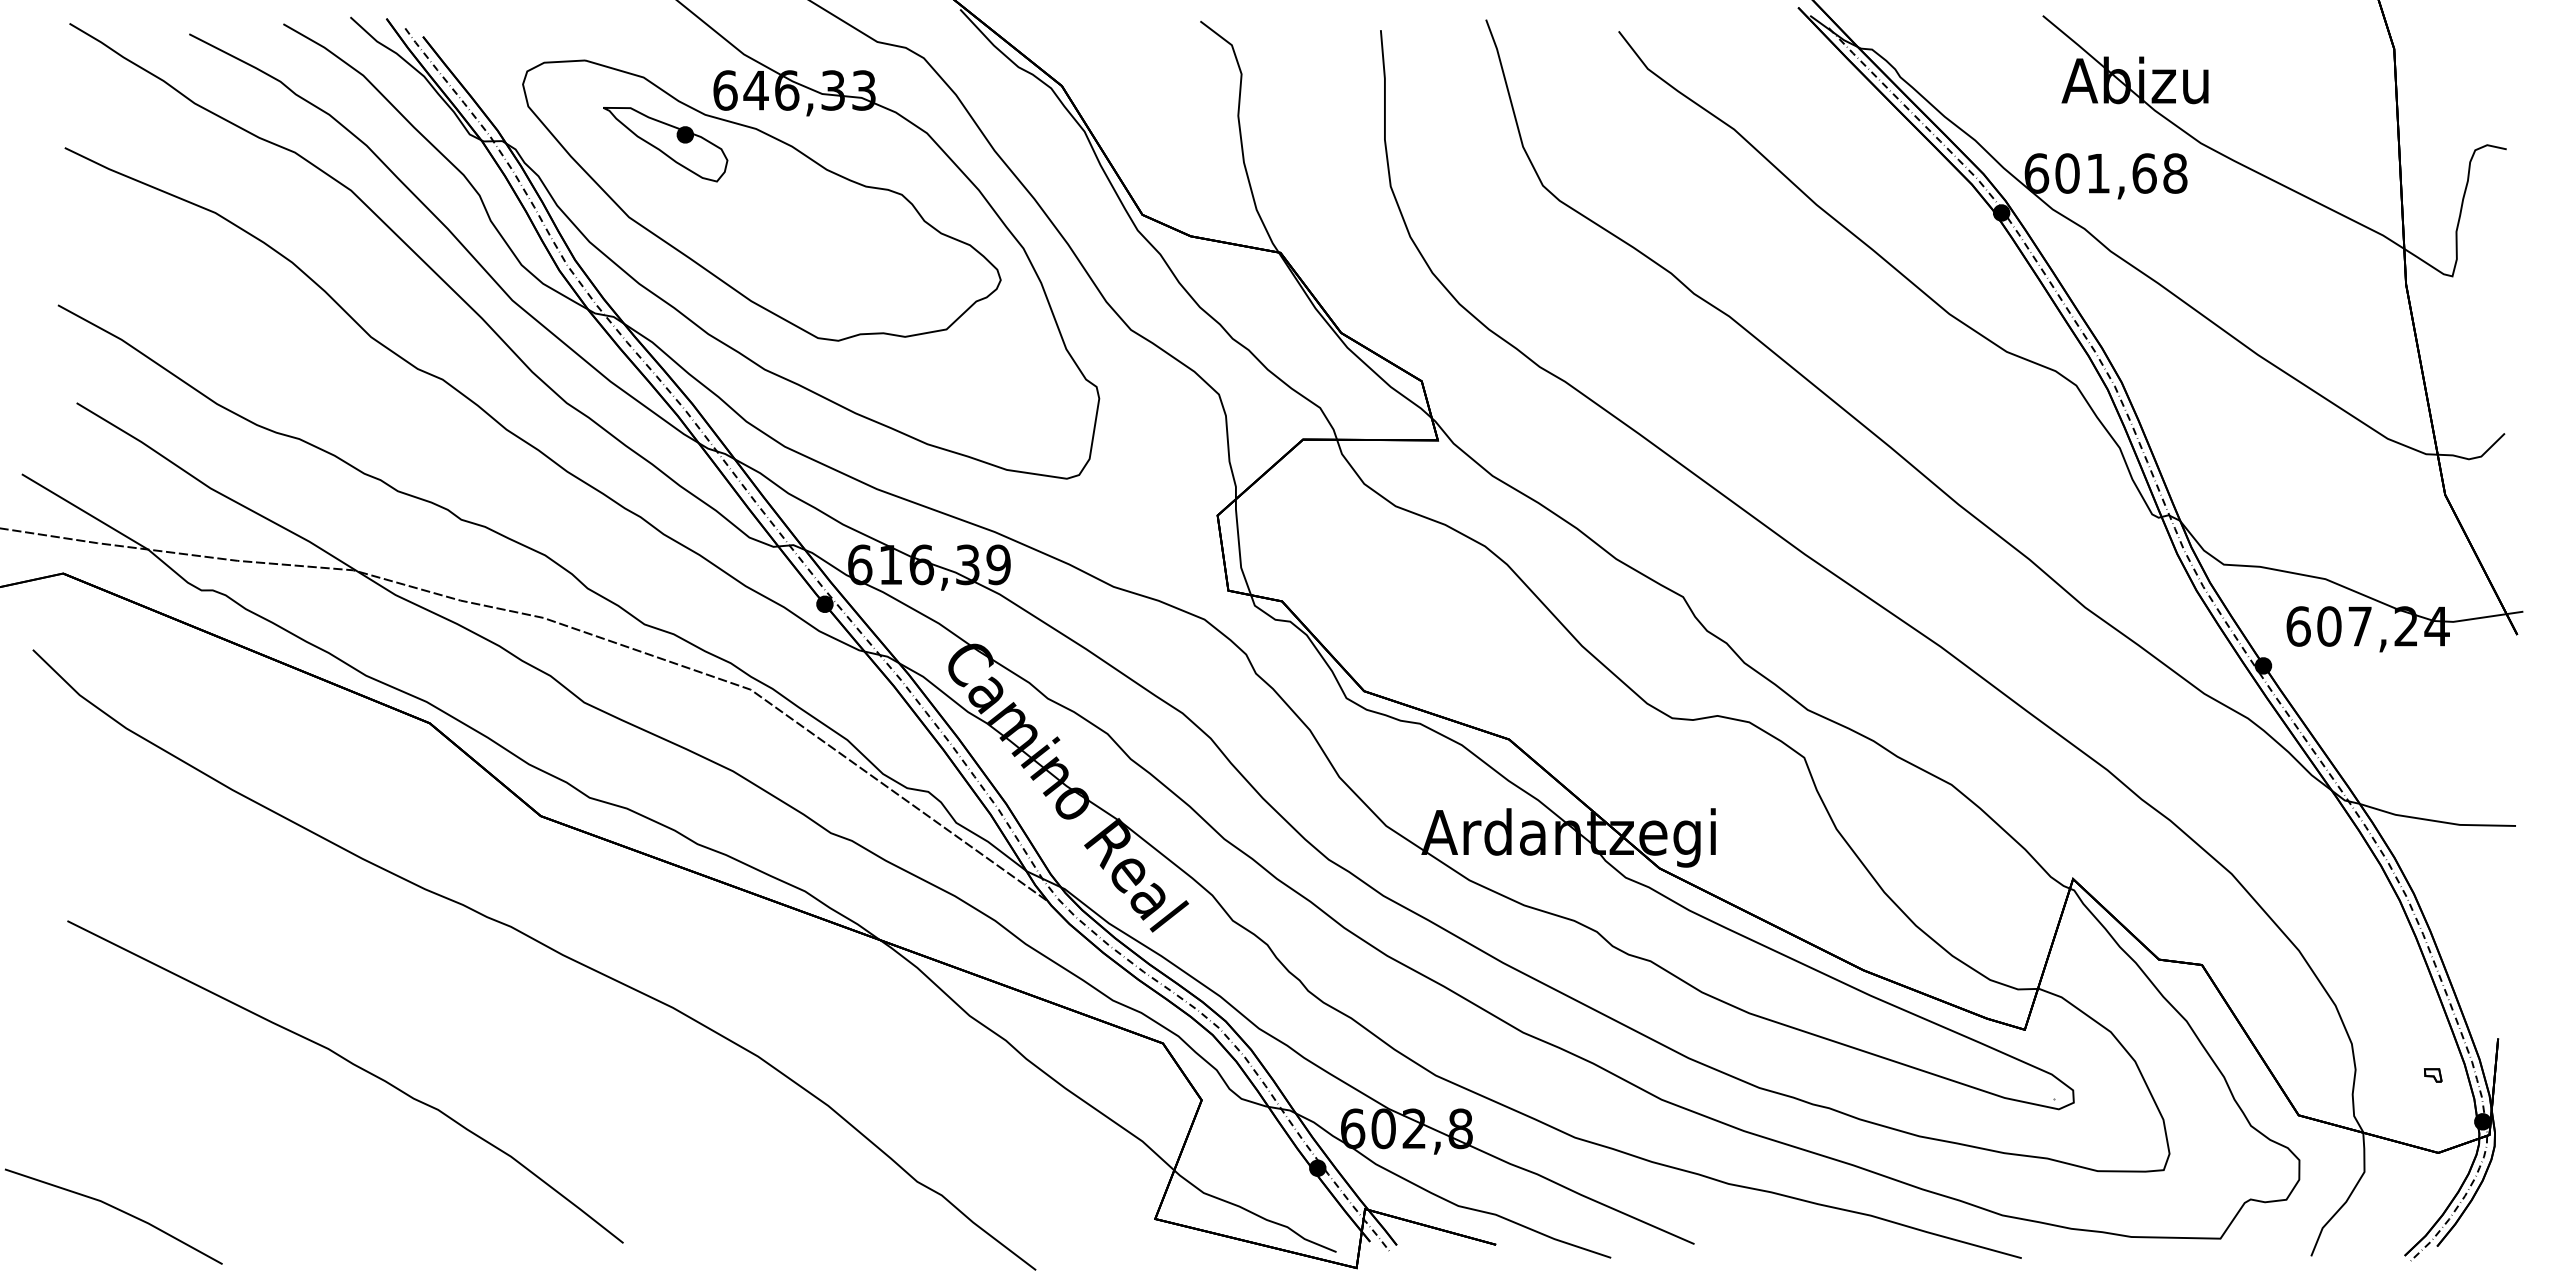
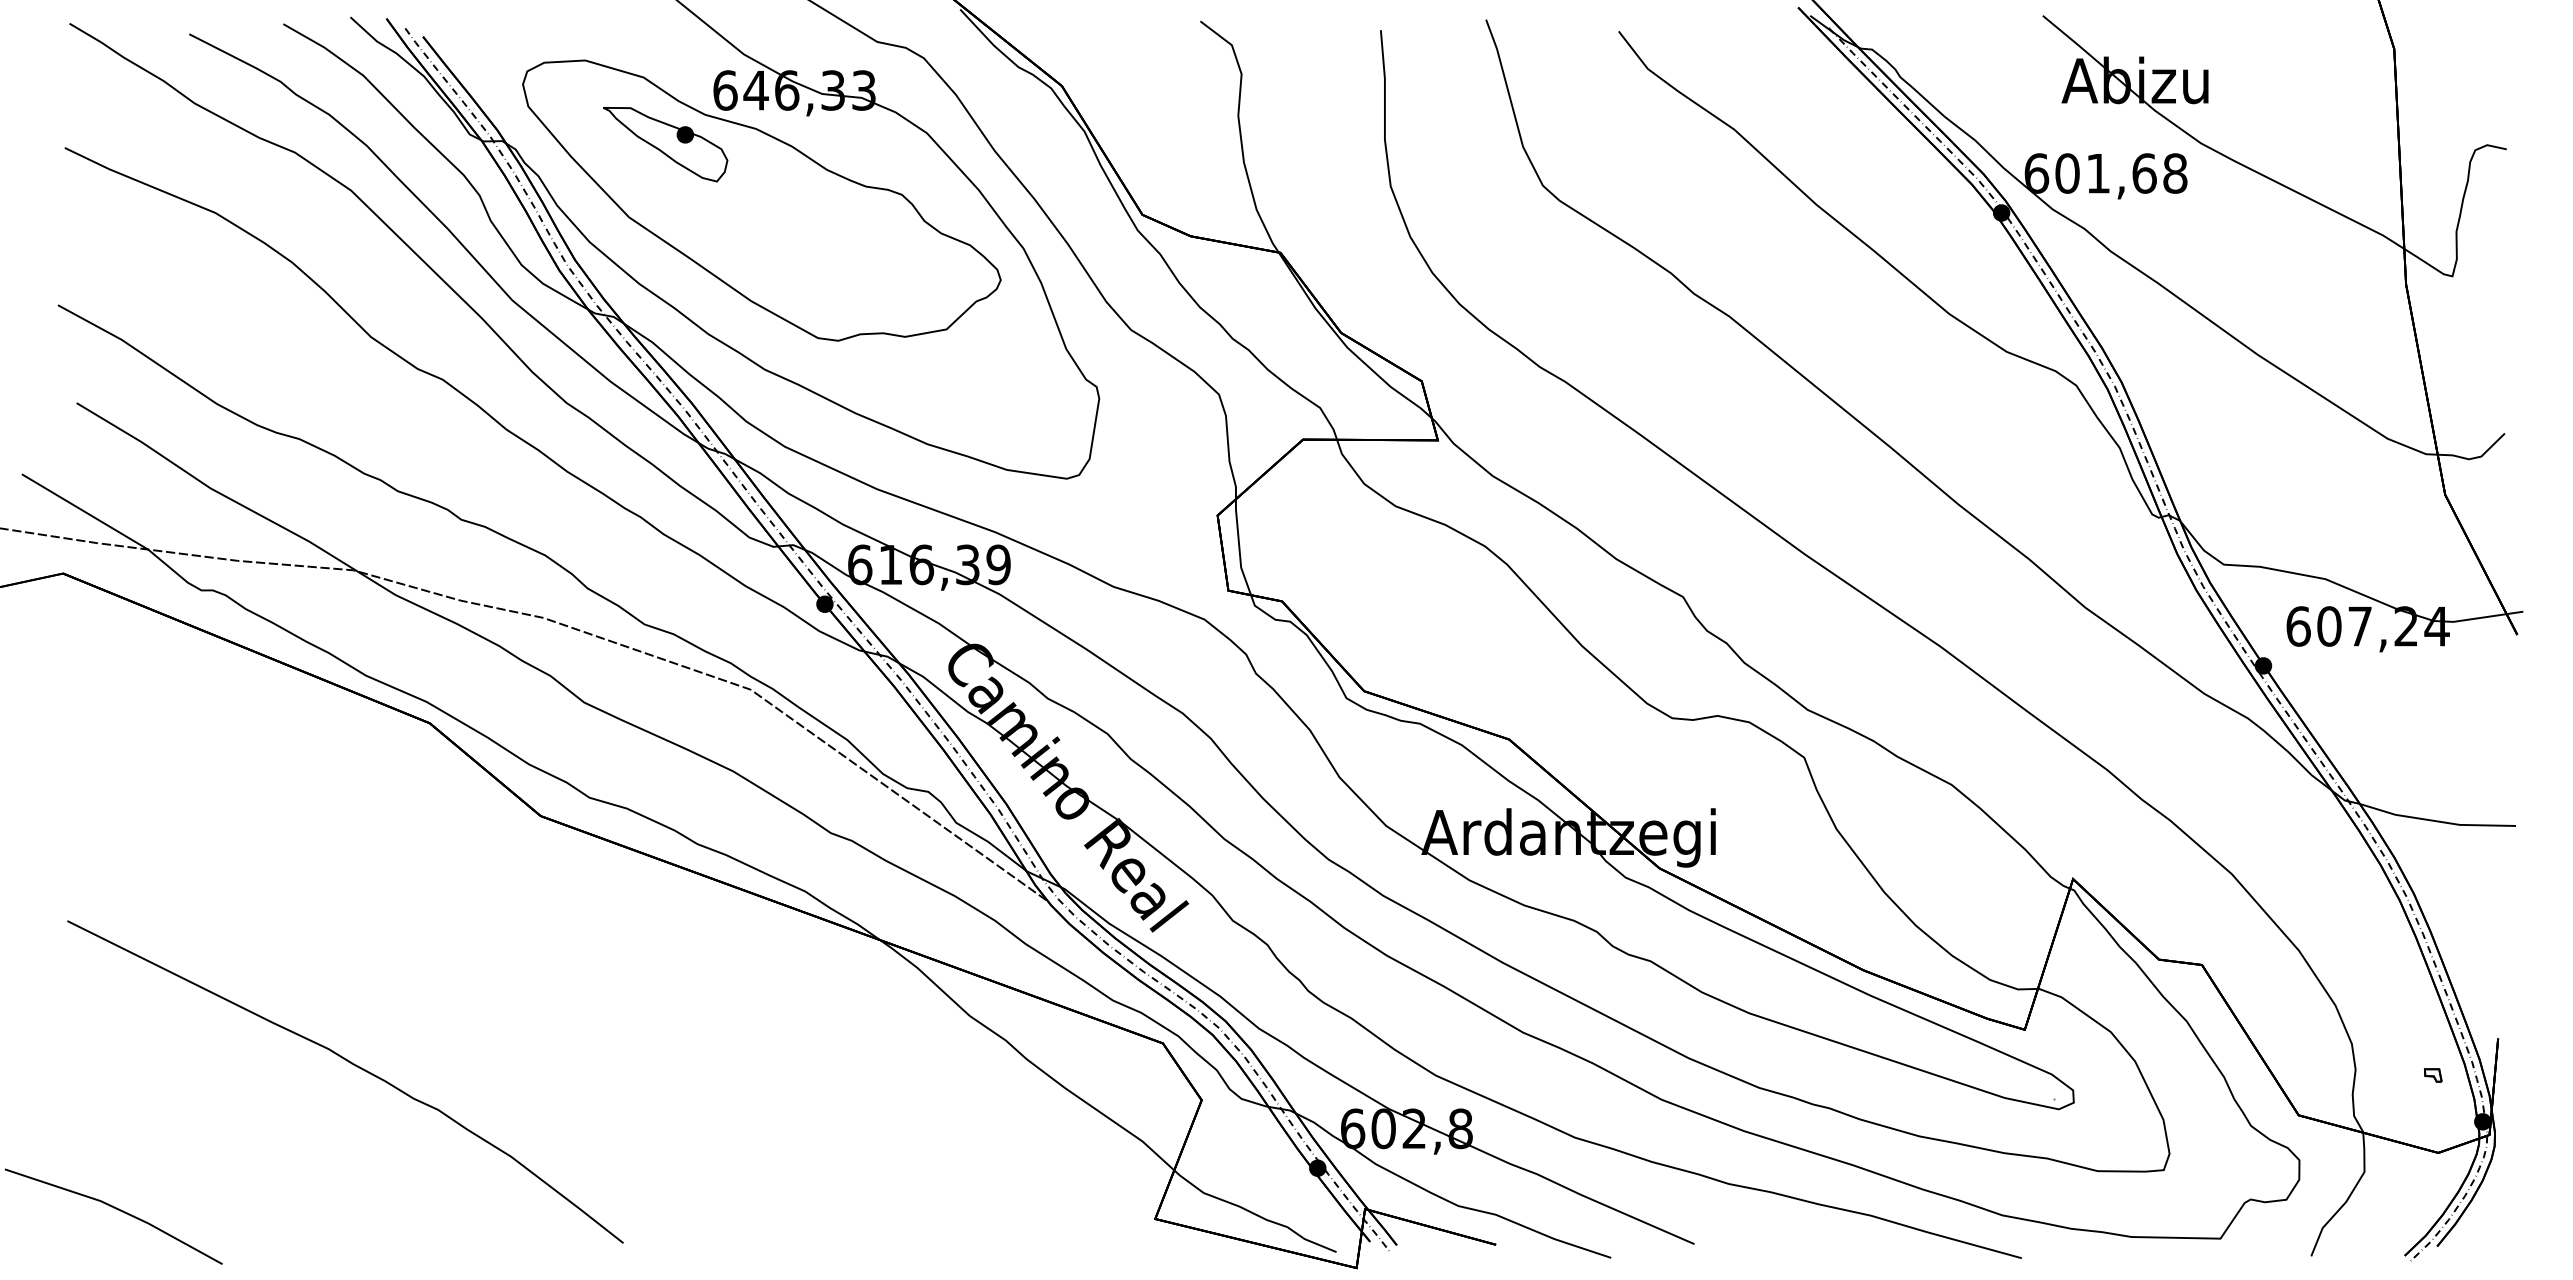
curve: present -> none (544, 946)
